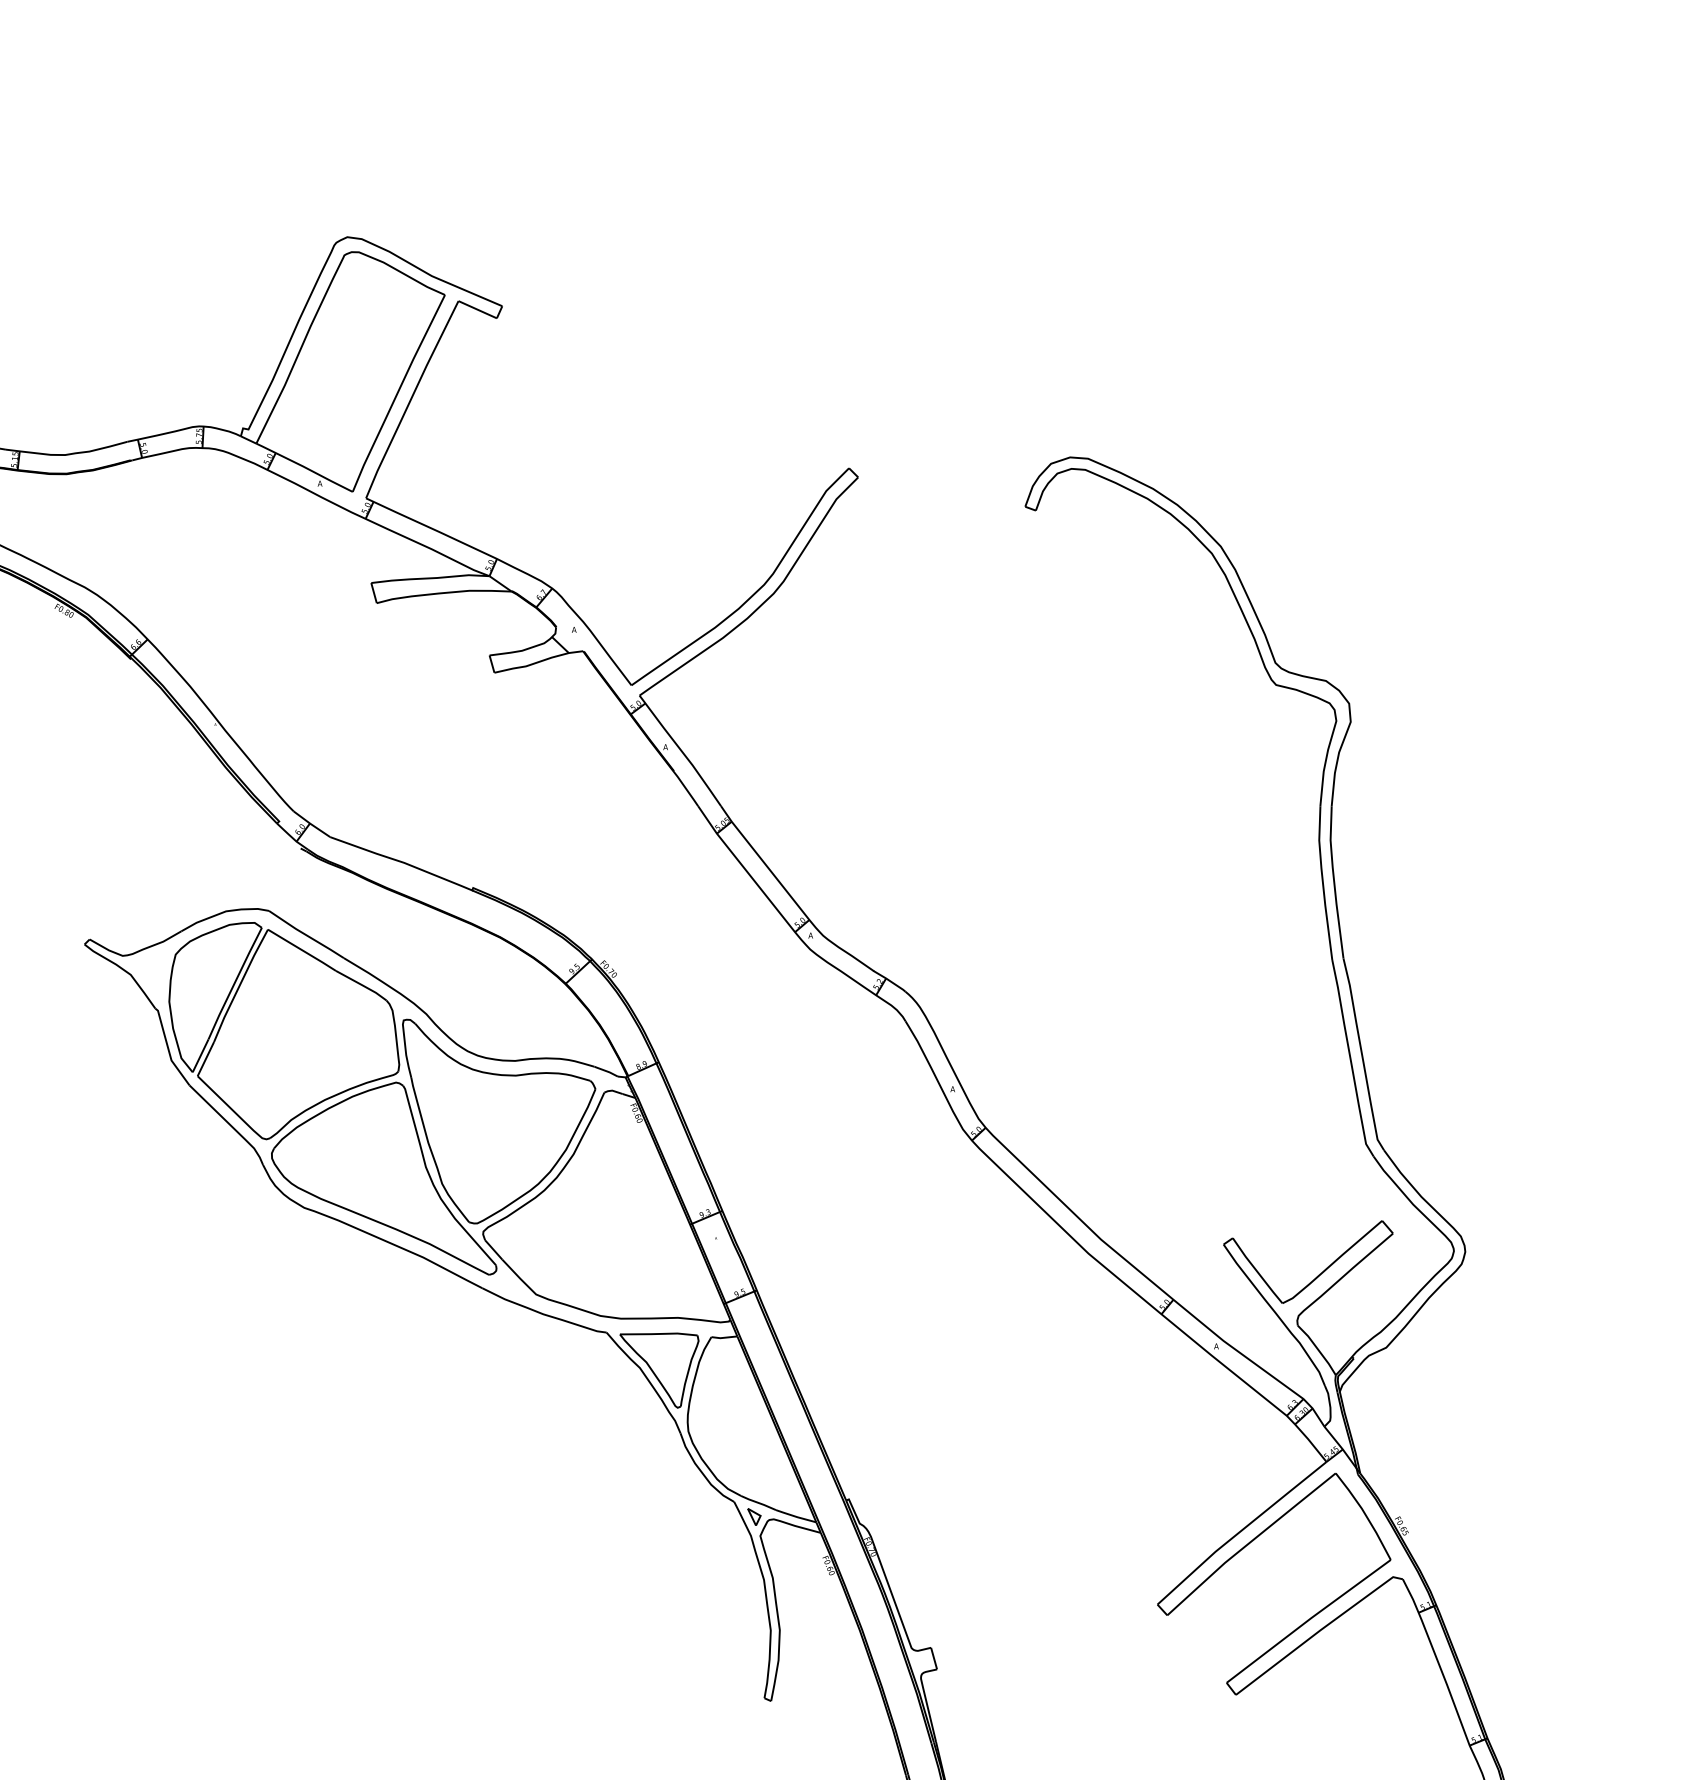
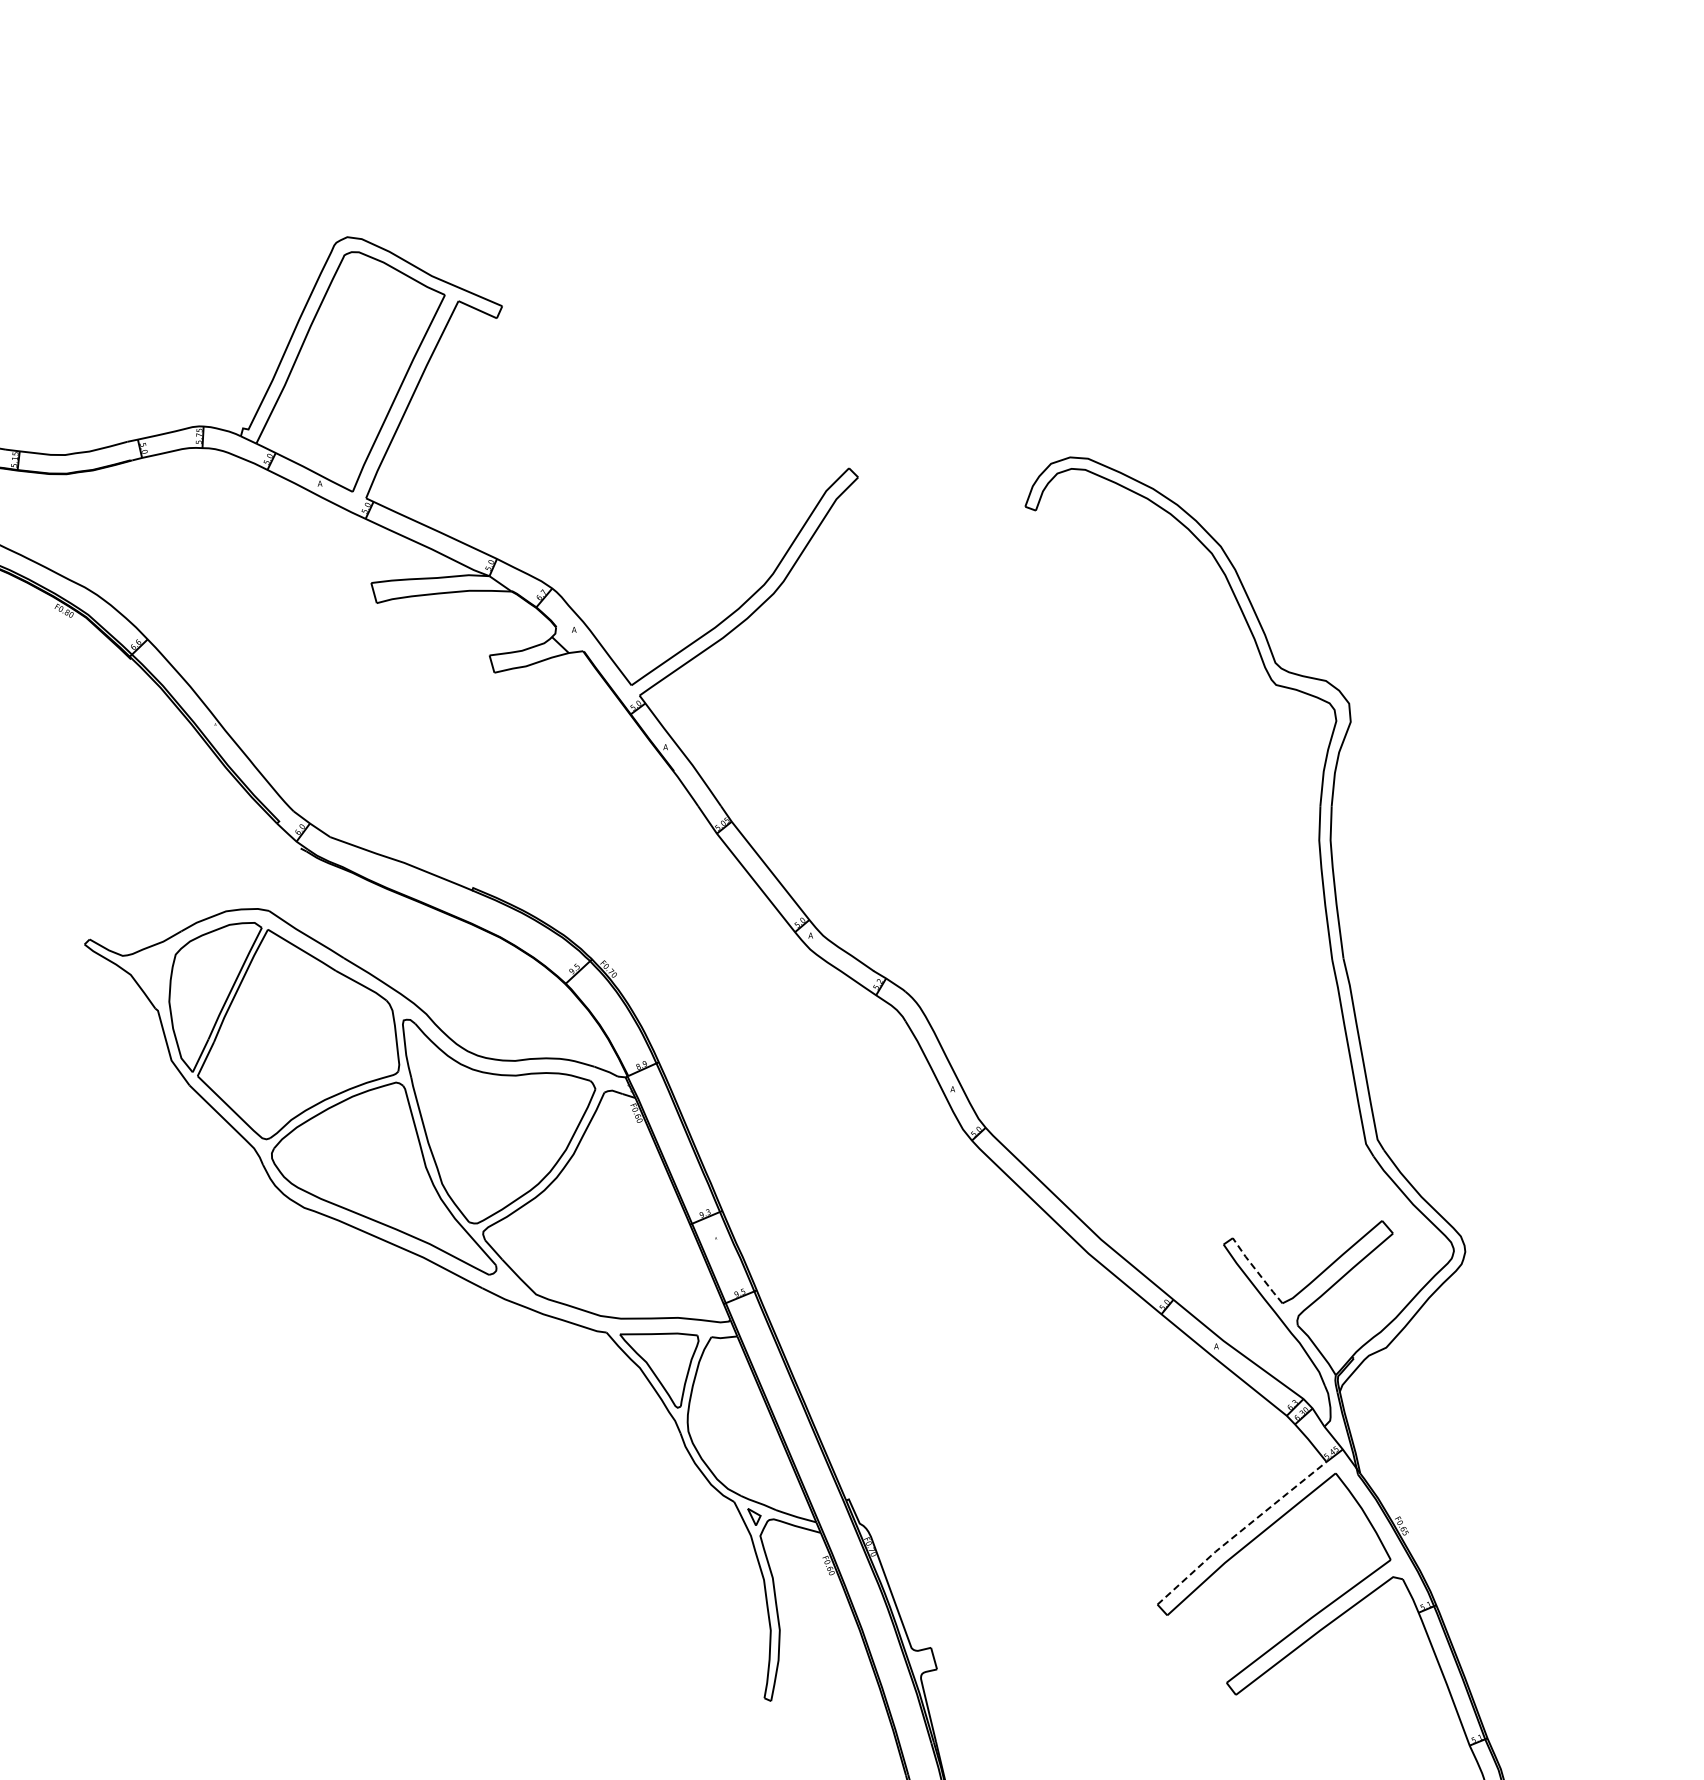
line: solid -> dashed (1256, 1270)
line: solid -> dashed (1240, 1531)
